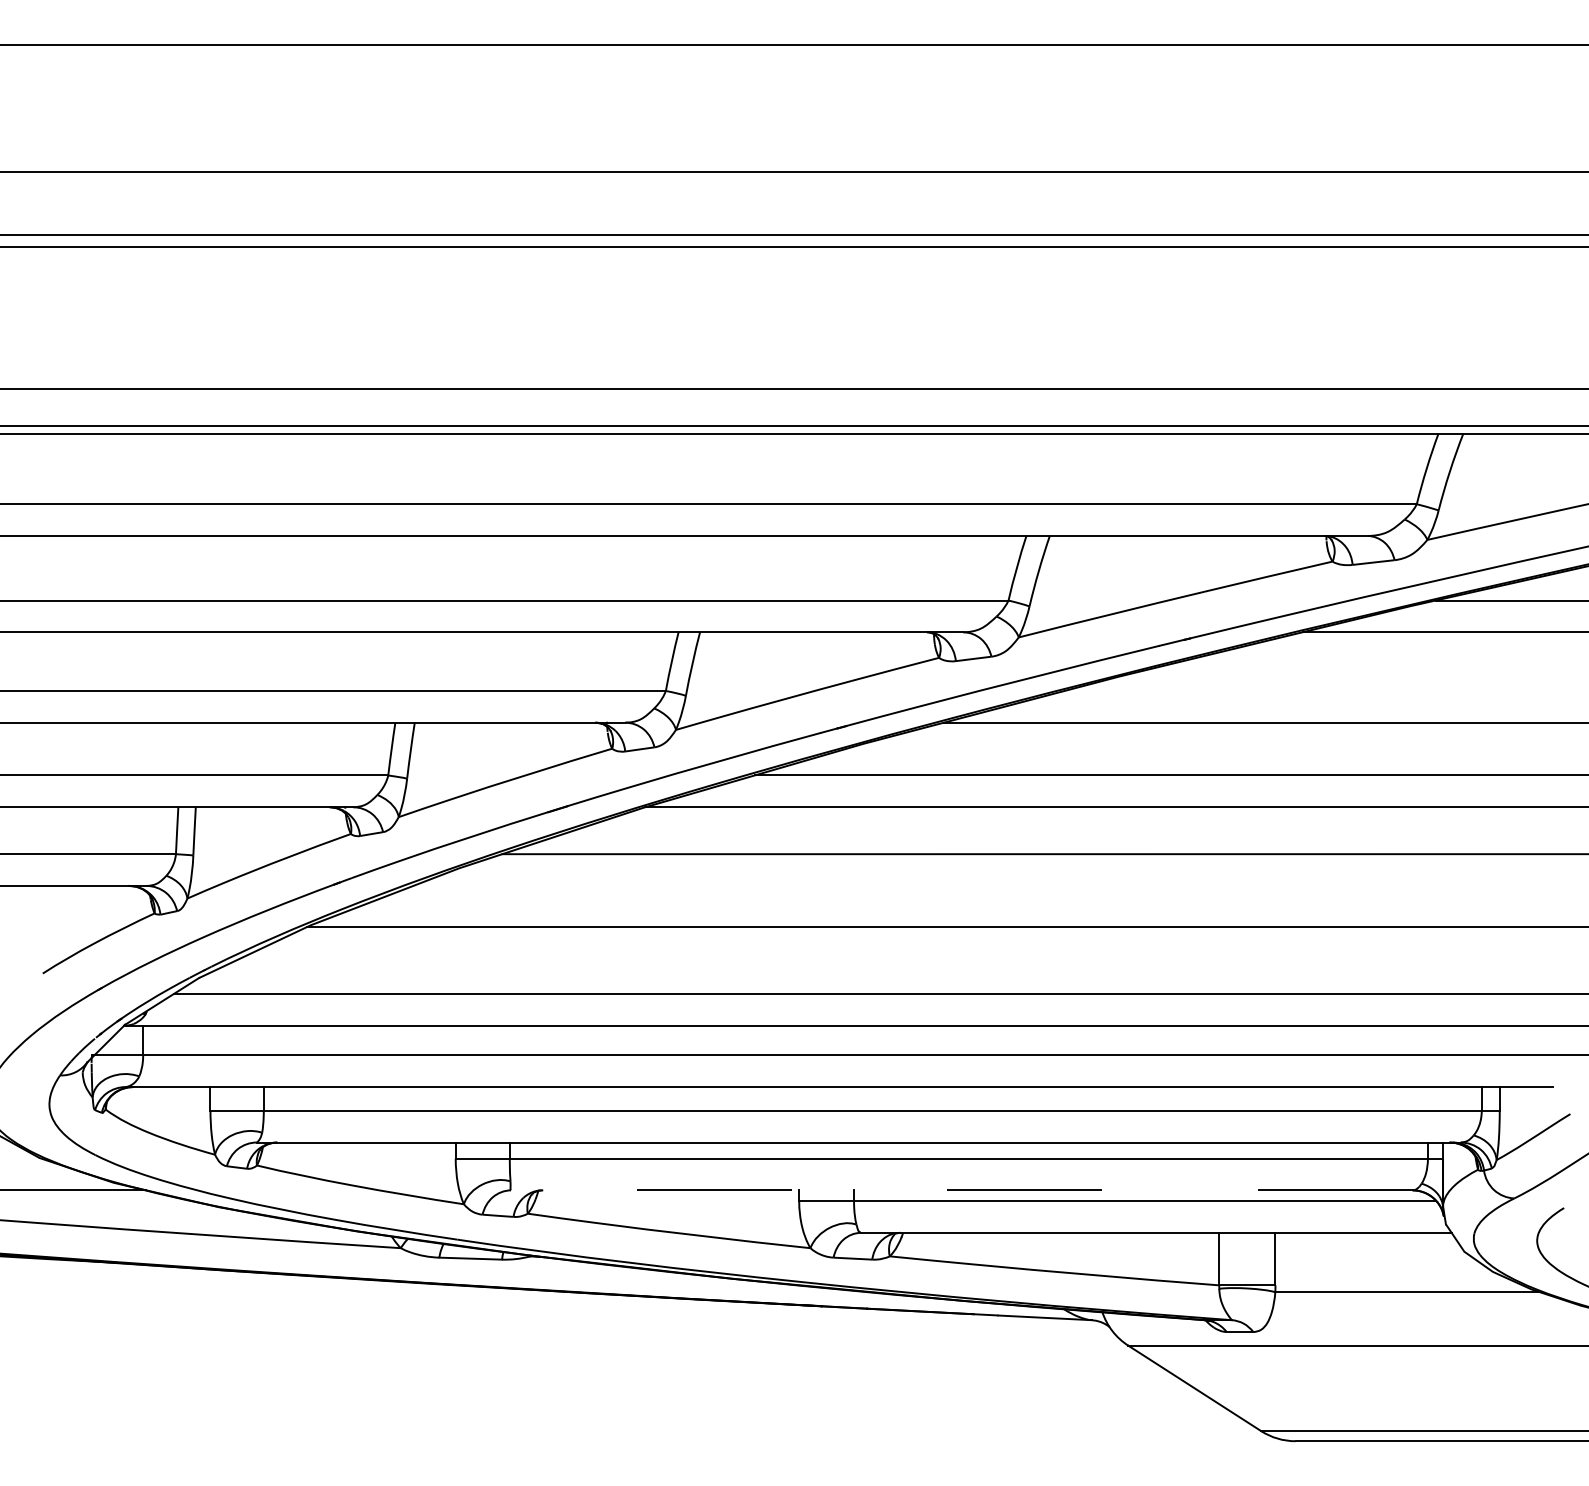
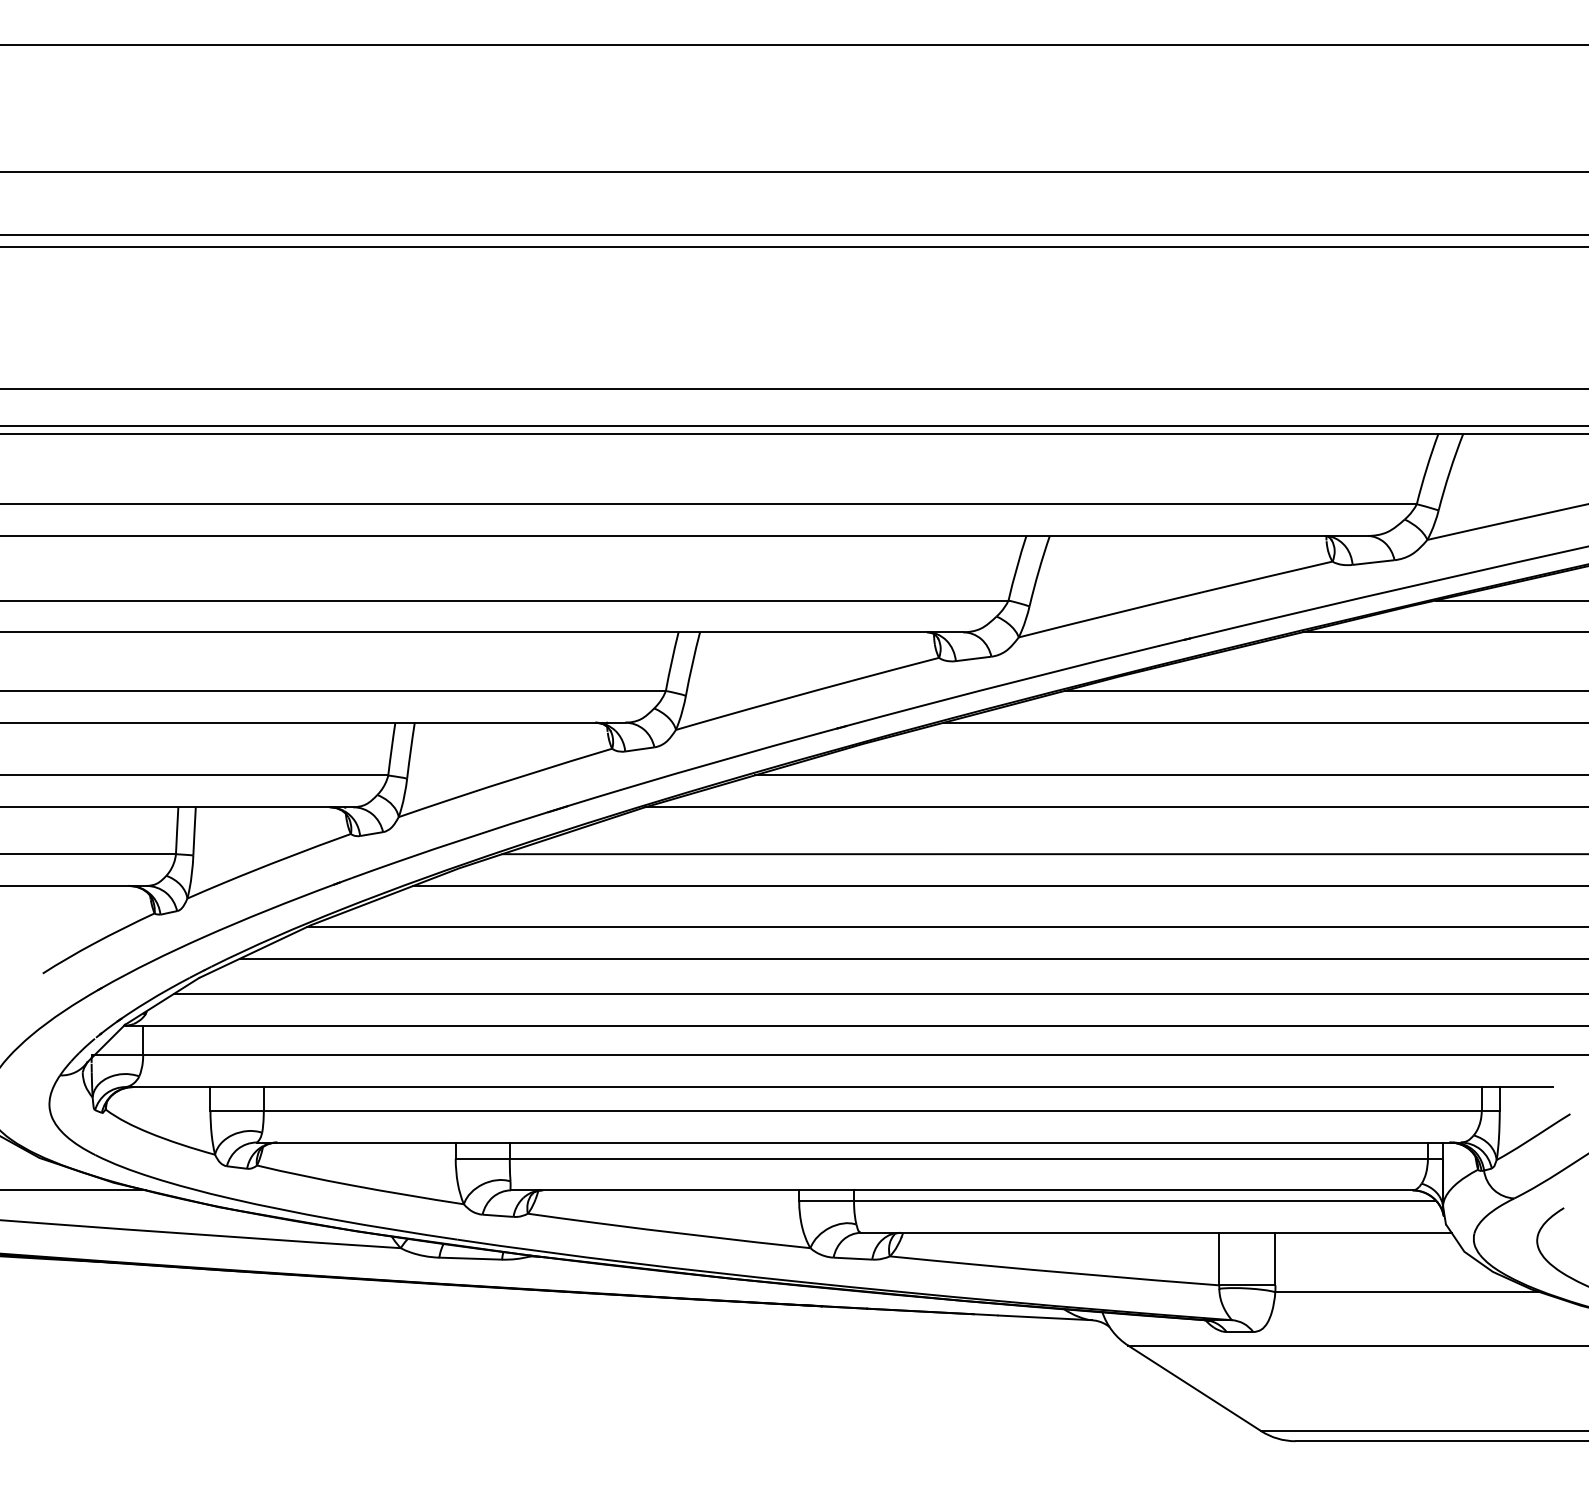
line: none -> present (1324, 690)
line: none -> present (999, 885)
line: none -> present (912, 958)
line: dashed -> solid (961, 1190)
